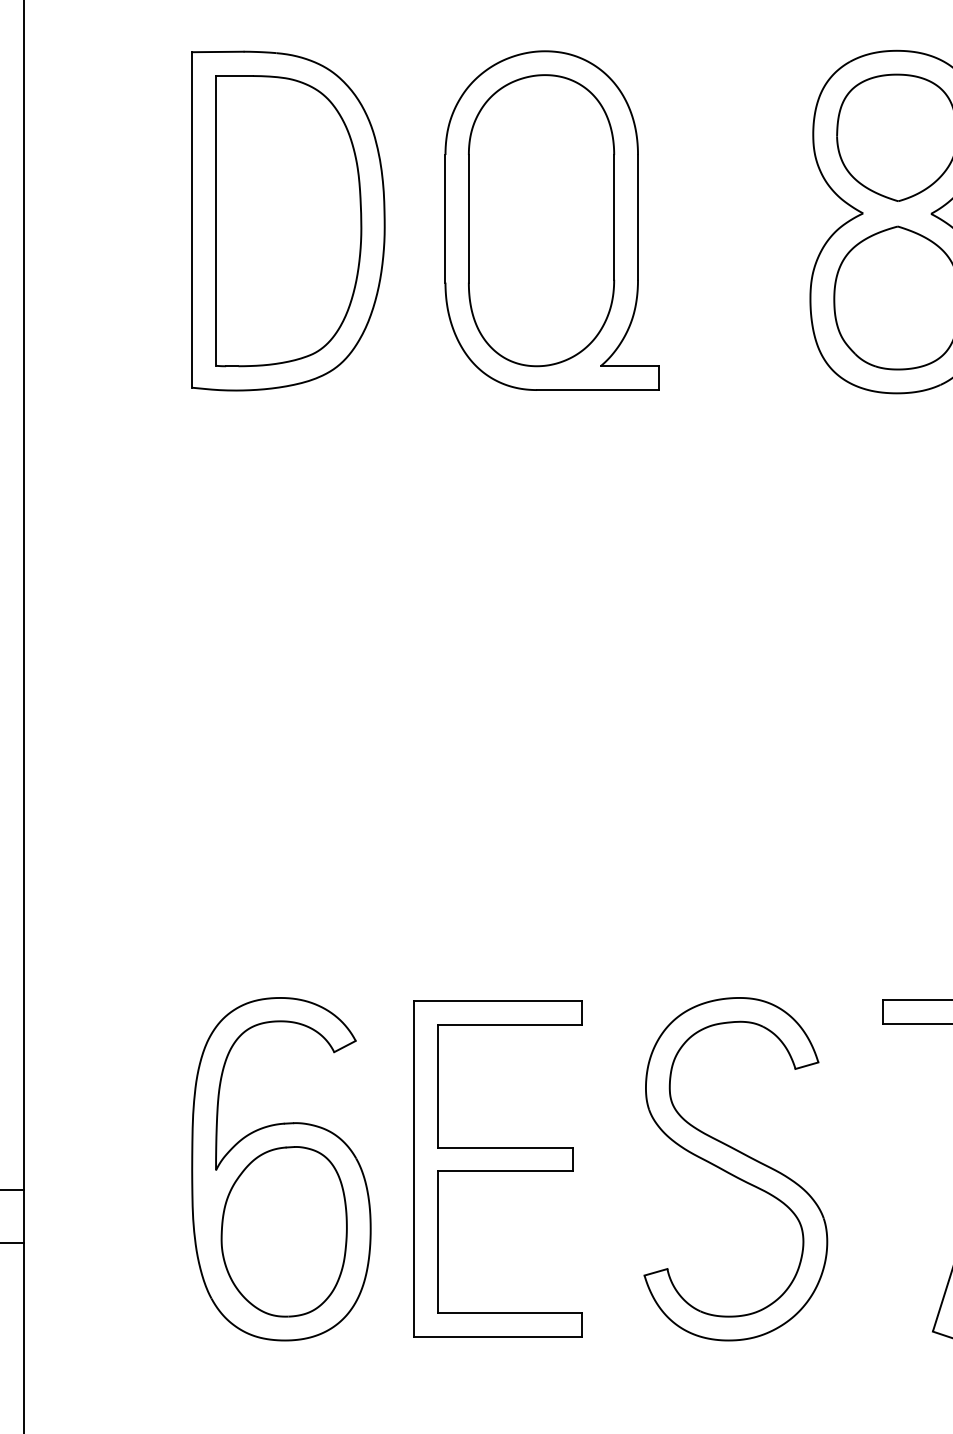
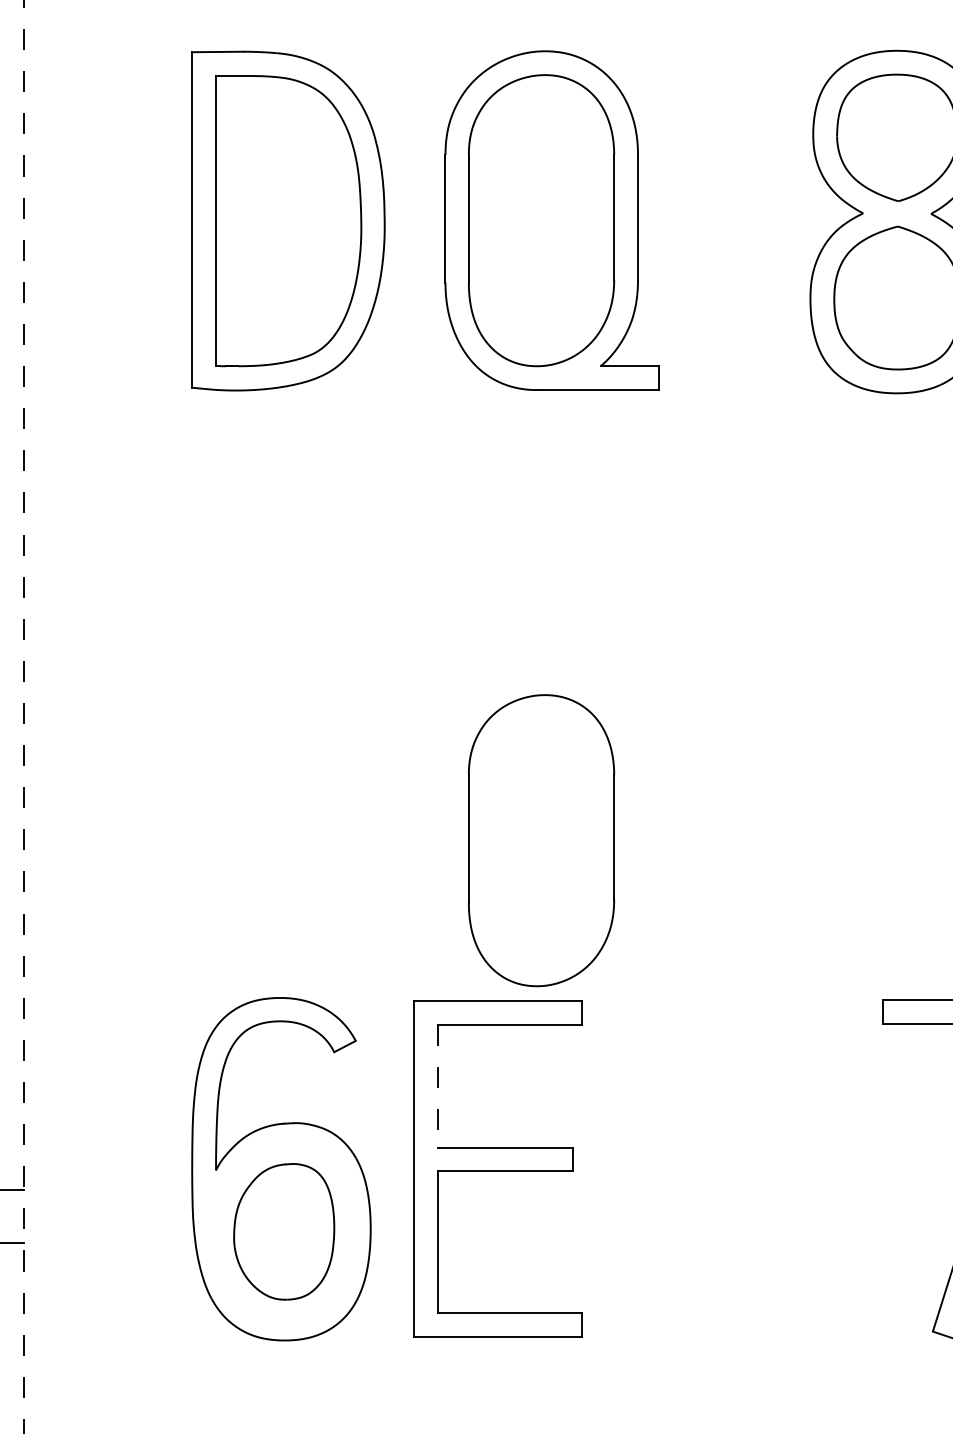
line: solid -> dashed (23, 716)
part: none -> present (541, 840)
line: solid -> dashed (437, 1086)
part: present -> none (735, 1169)
part size: 128x172 px -> 103x138 px (284, 1231)
